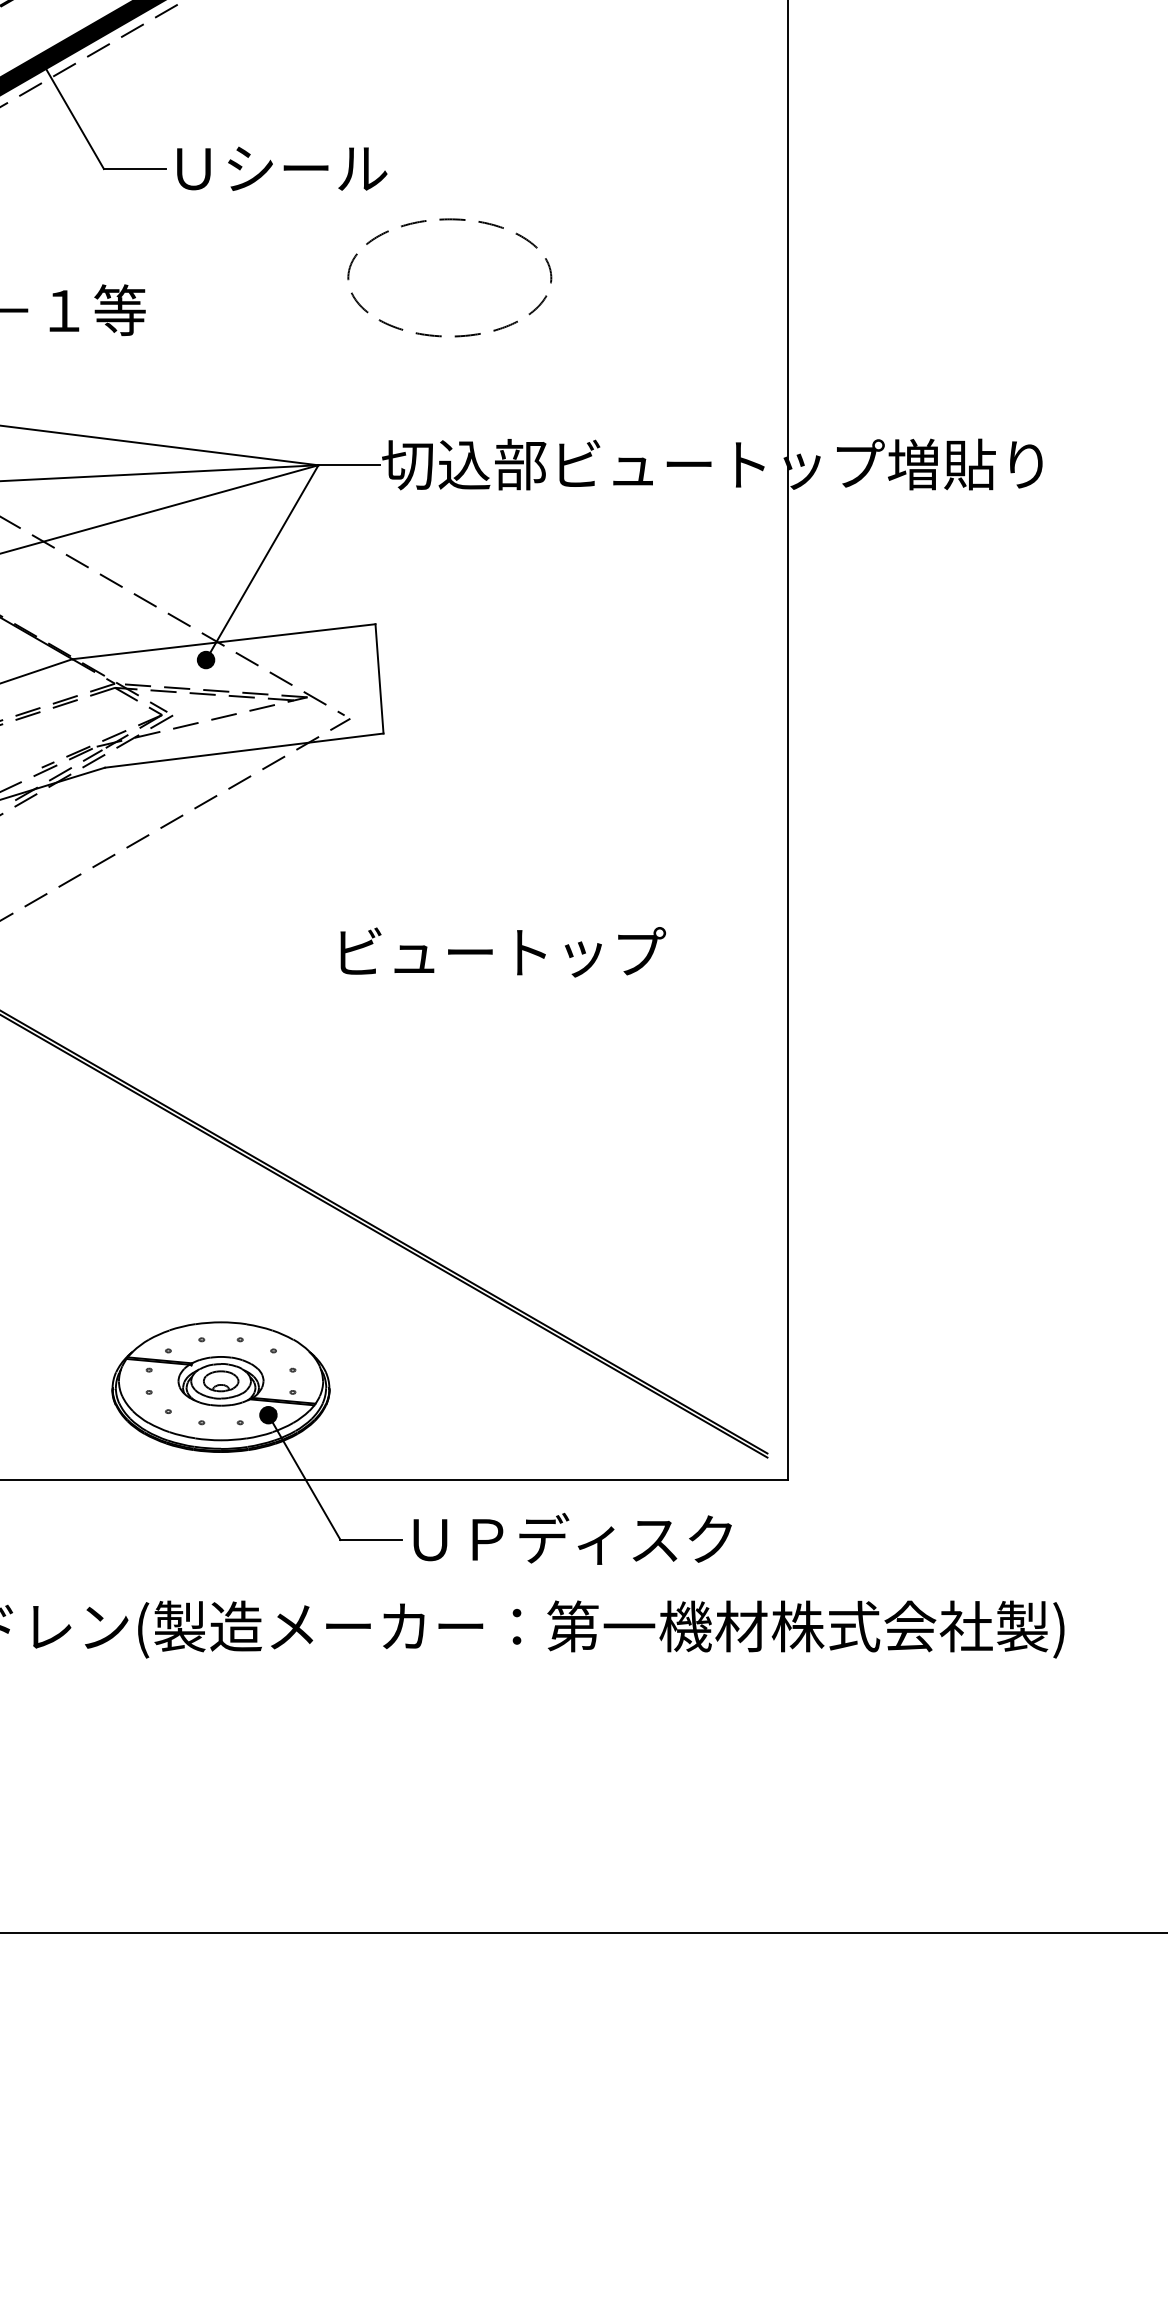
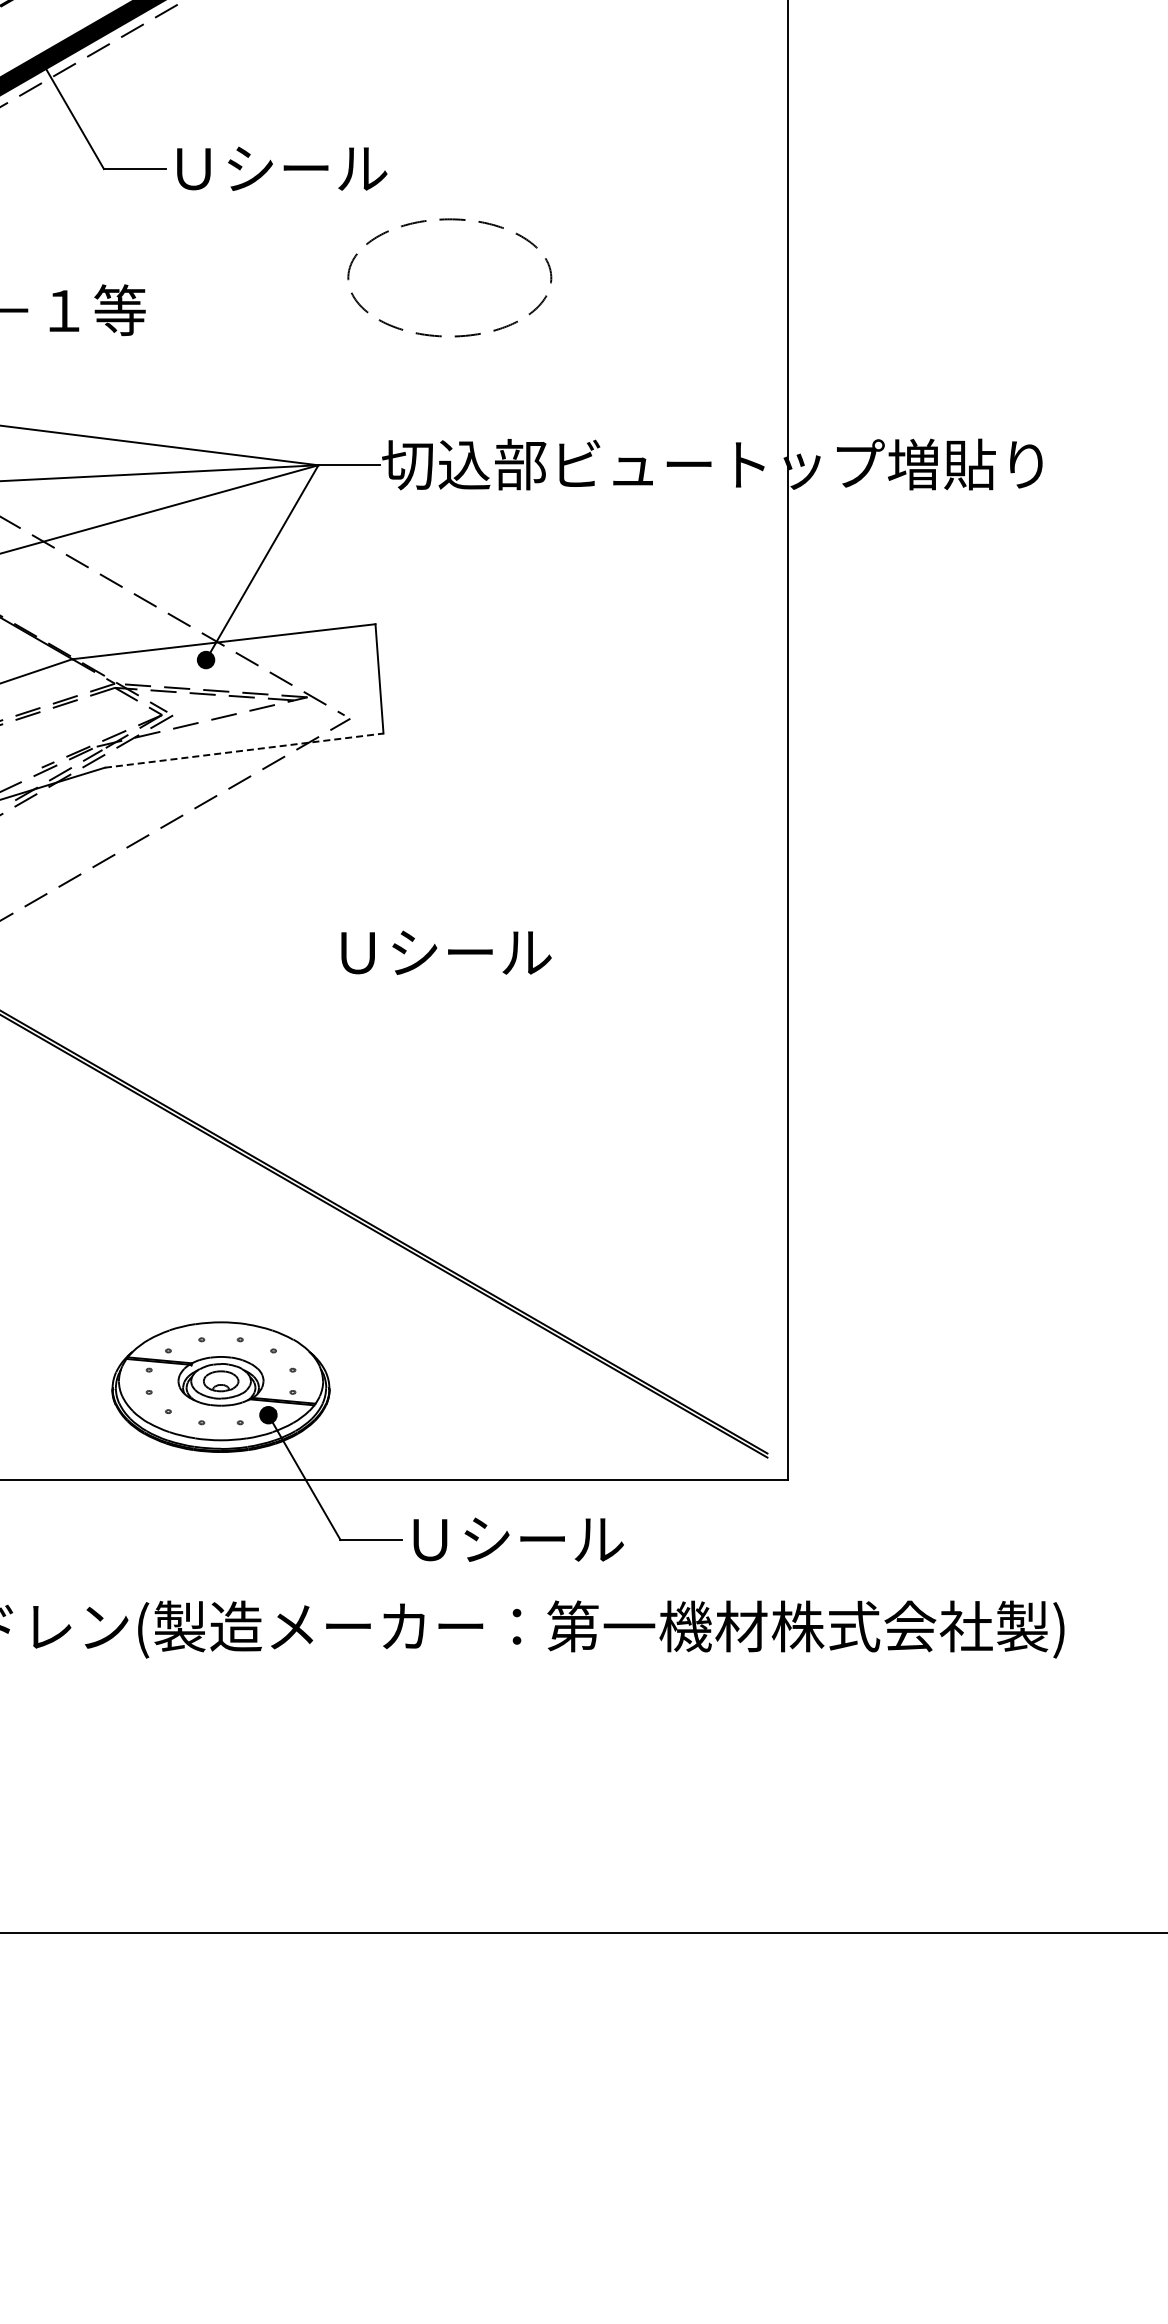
line: solid -> dashed (244, 750)
text: ビュートップ -> Ｕシール (503, 952)
text: ＵＰディスク -> Ｕシール (597, 1538)
